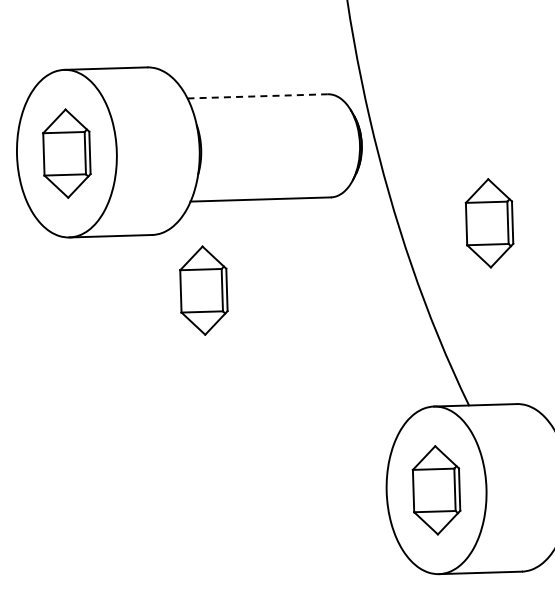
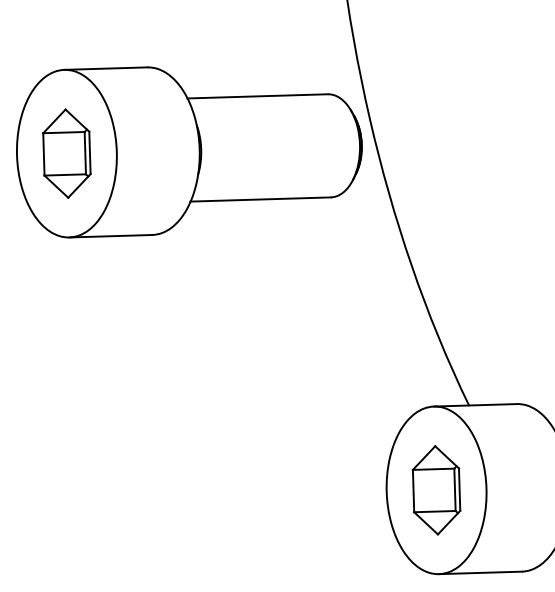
line: dashed -> solid (258, 96)
part: present -> none (489, 223)
part: present -> none (203, 290)
